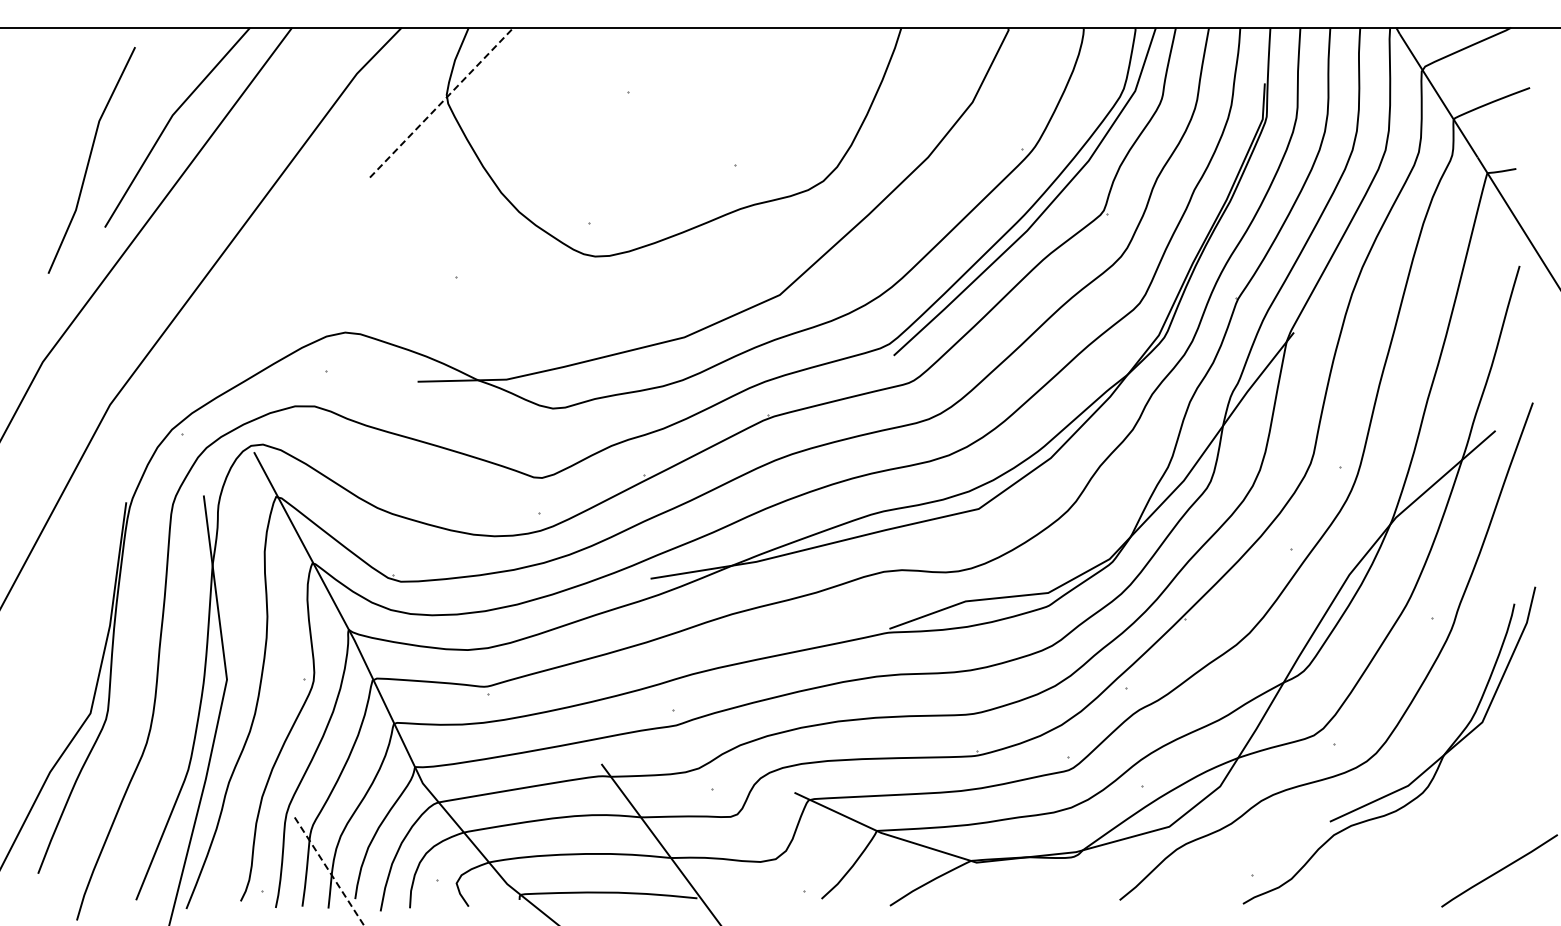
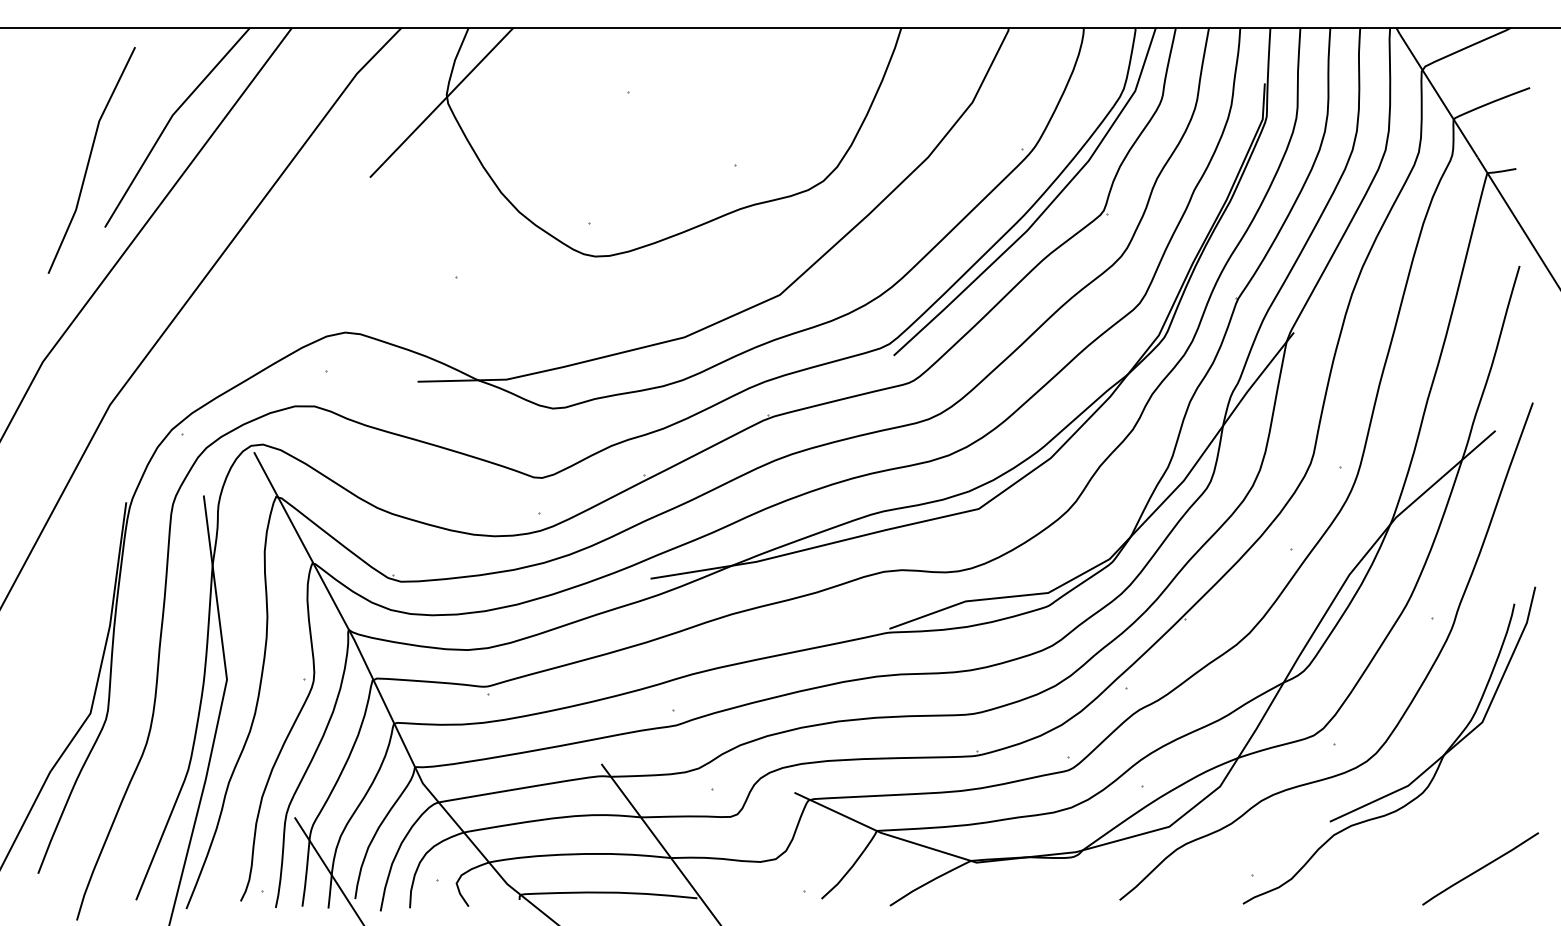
line: dashed -> solid (441, 102)
line position: (1499, 870) -> (1480, 868) (1480, 868)
line: dashed -> solid (329, 872)
